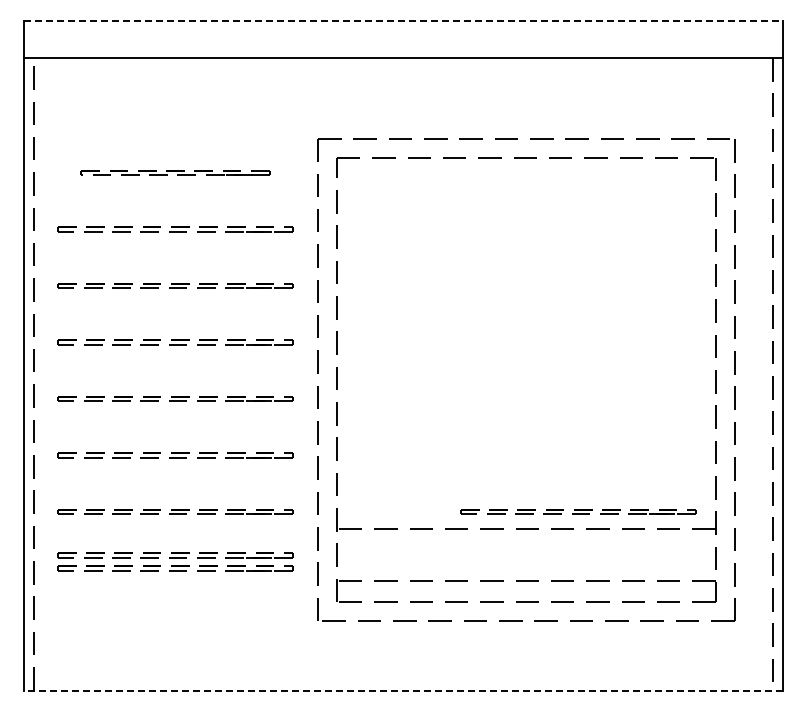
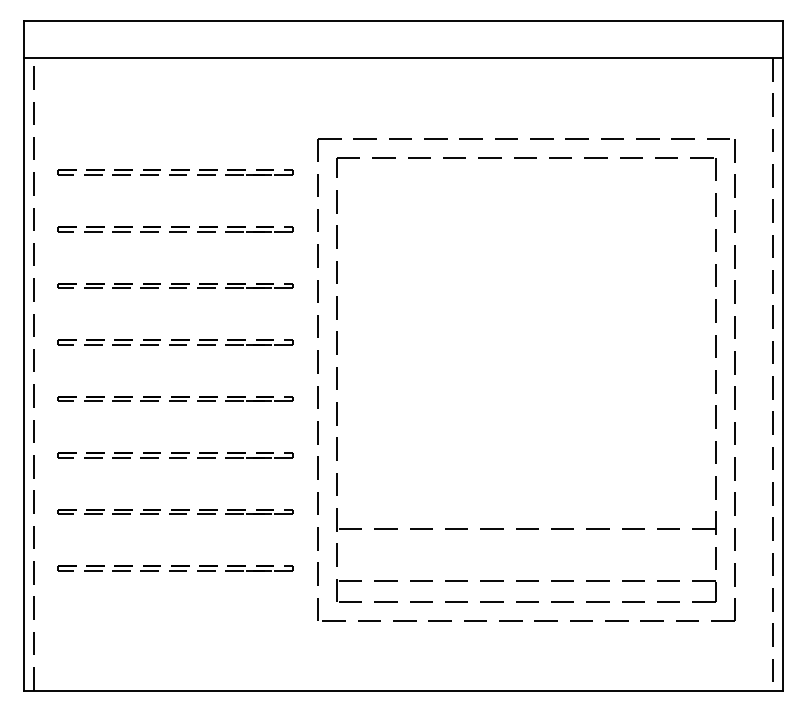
line: dashed -> solid (403, 21)
part size: 191x6 px -> 237x7 px (175, 172)
part: present -> none (578, 511)
part: present -> none (175, 555)
line: dashed -> solid (403, 690)
